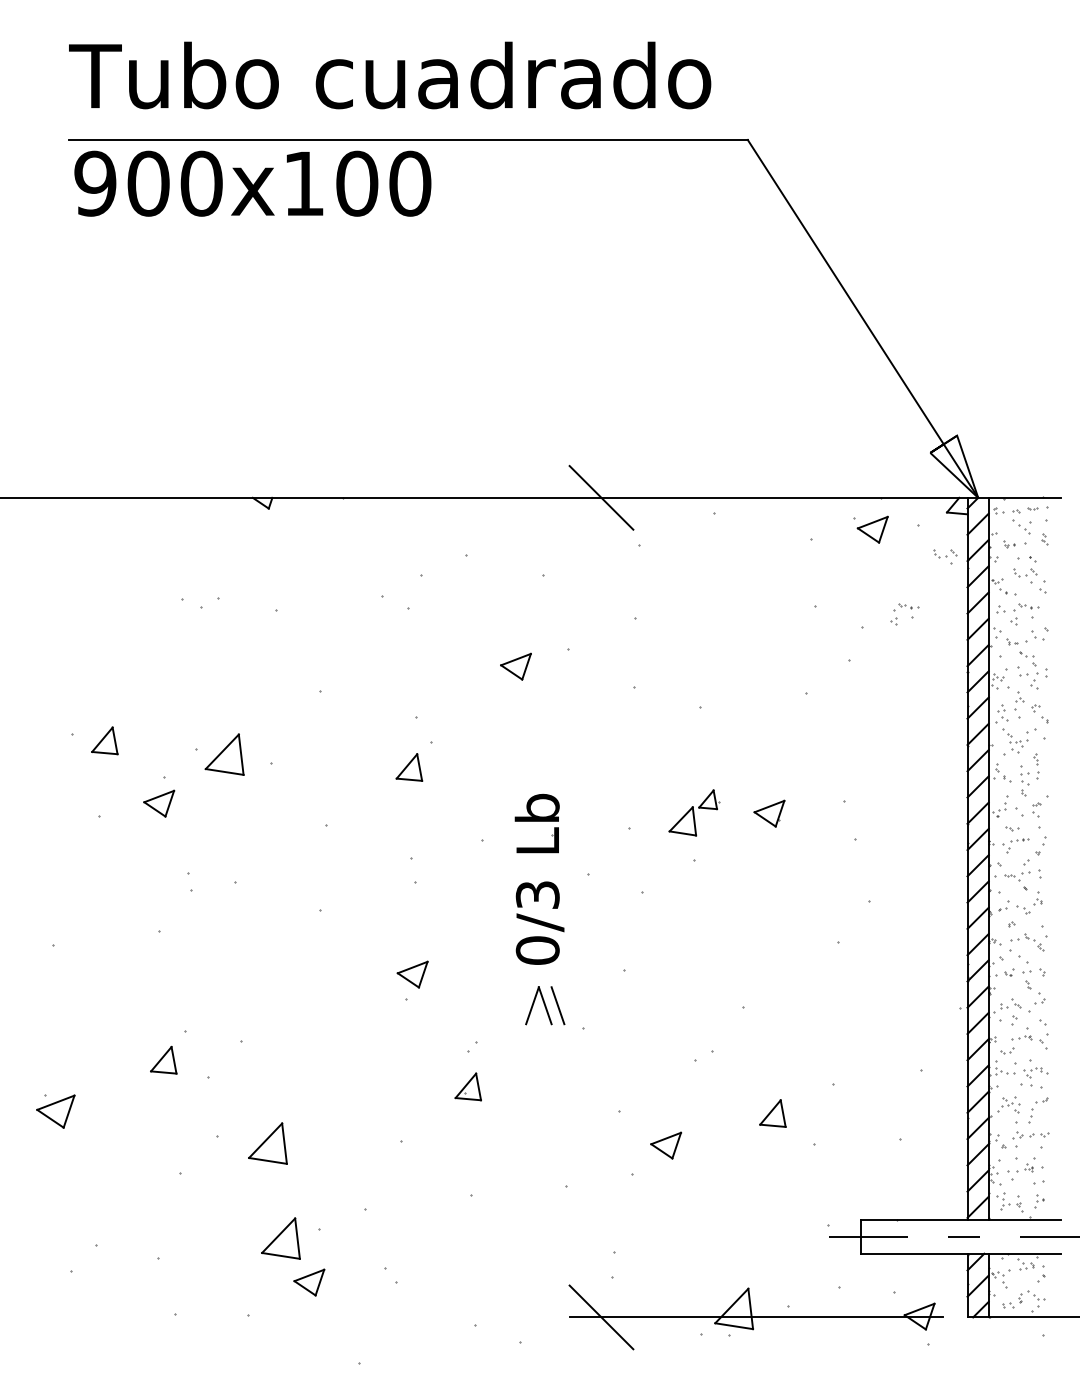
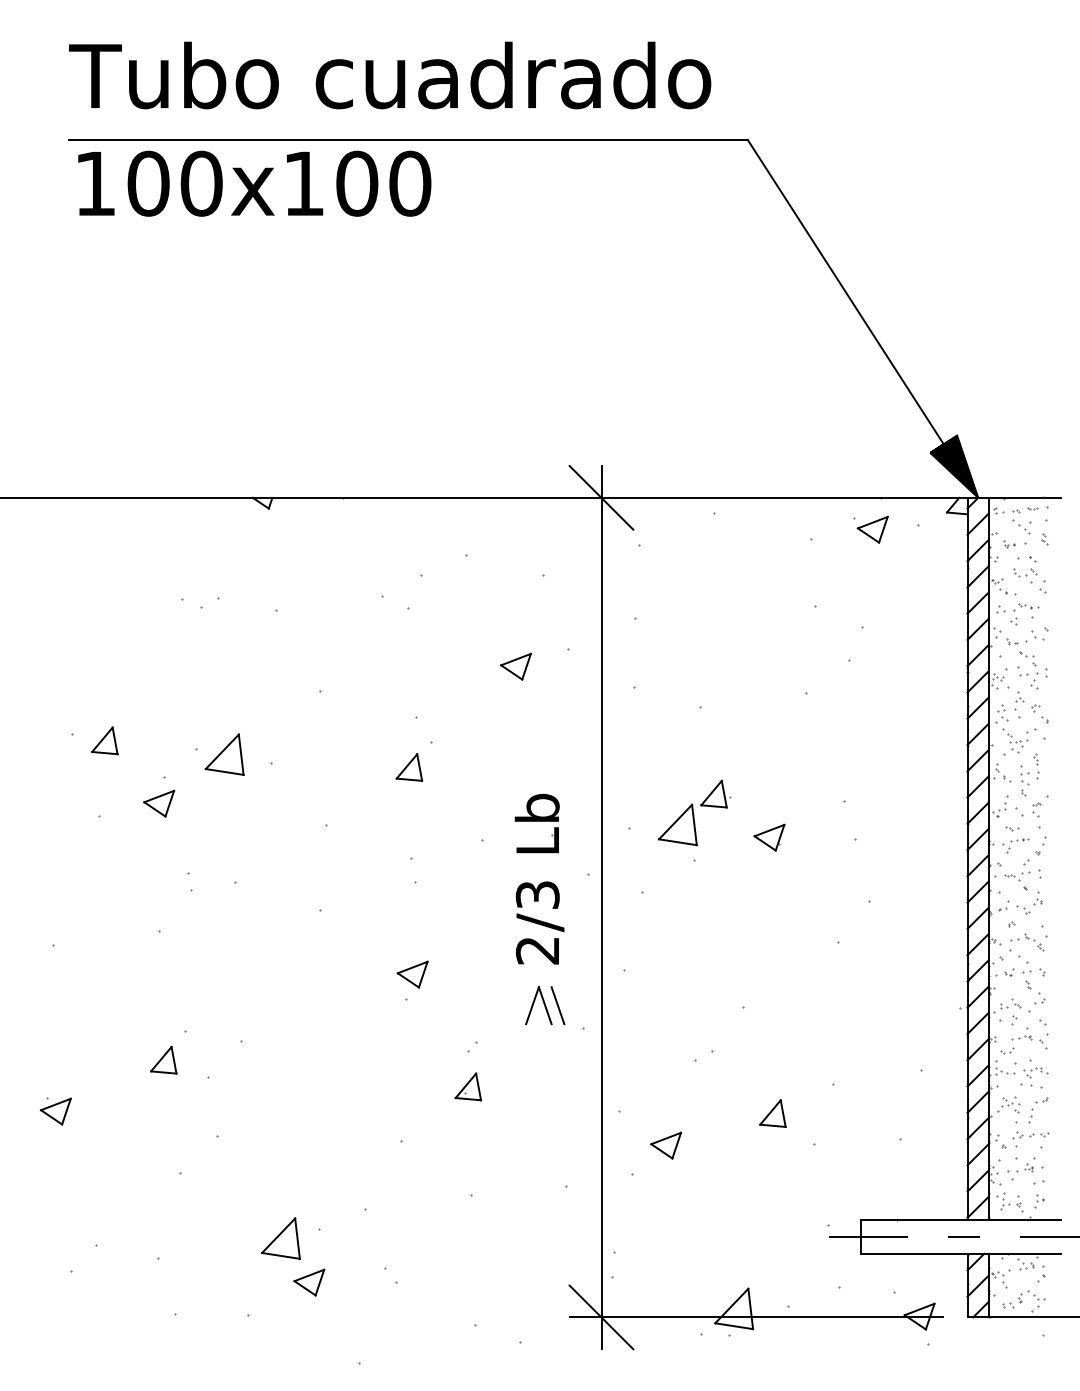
text: 900x100 -> 100x100 (95, 183)
fill: none -> present (954, 466)
part: present -> none (945, 556)
part: present -> none (901, 607)
part size: 53x48 px -> 75x68 px (694, 812)
part position: (769, 813) -> (769, 837) (769, 837)
line: none -> present (601, 907)
text: 0/3 -> 2/3 (537, 950)
part size: 40x35 px -> 32x29 px (55, 1111)
part: present -> none (267, 1143)
